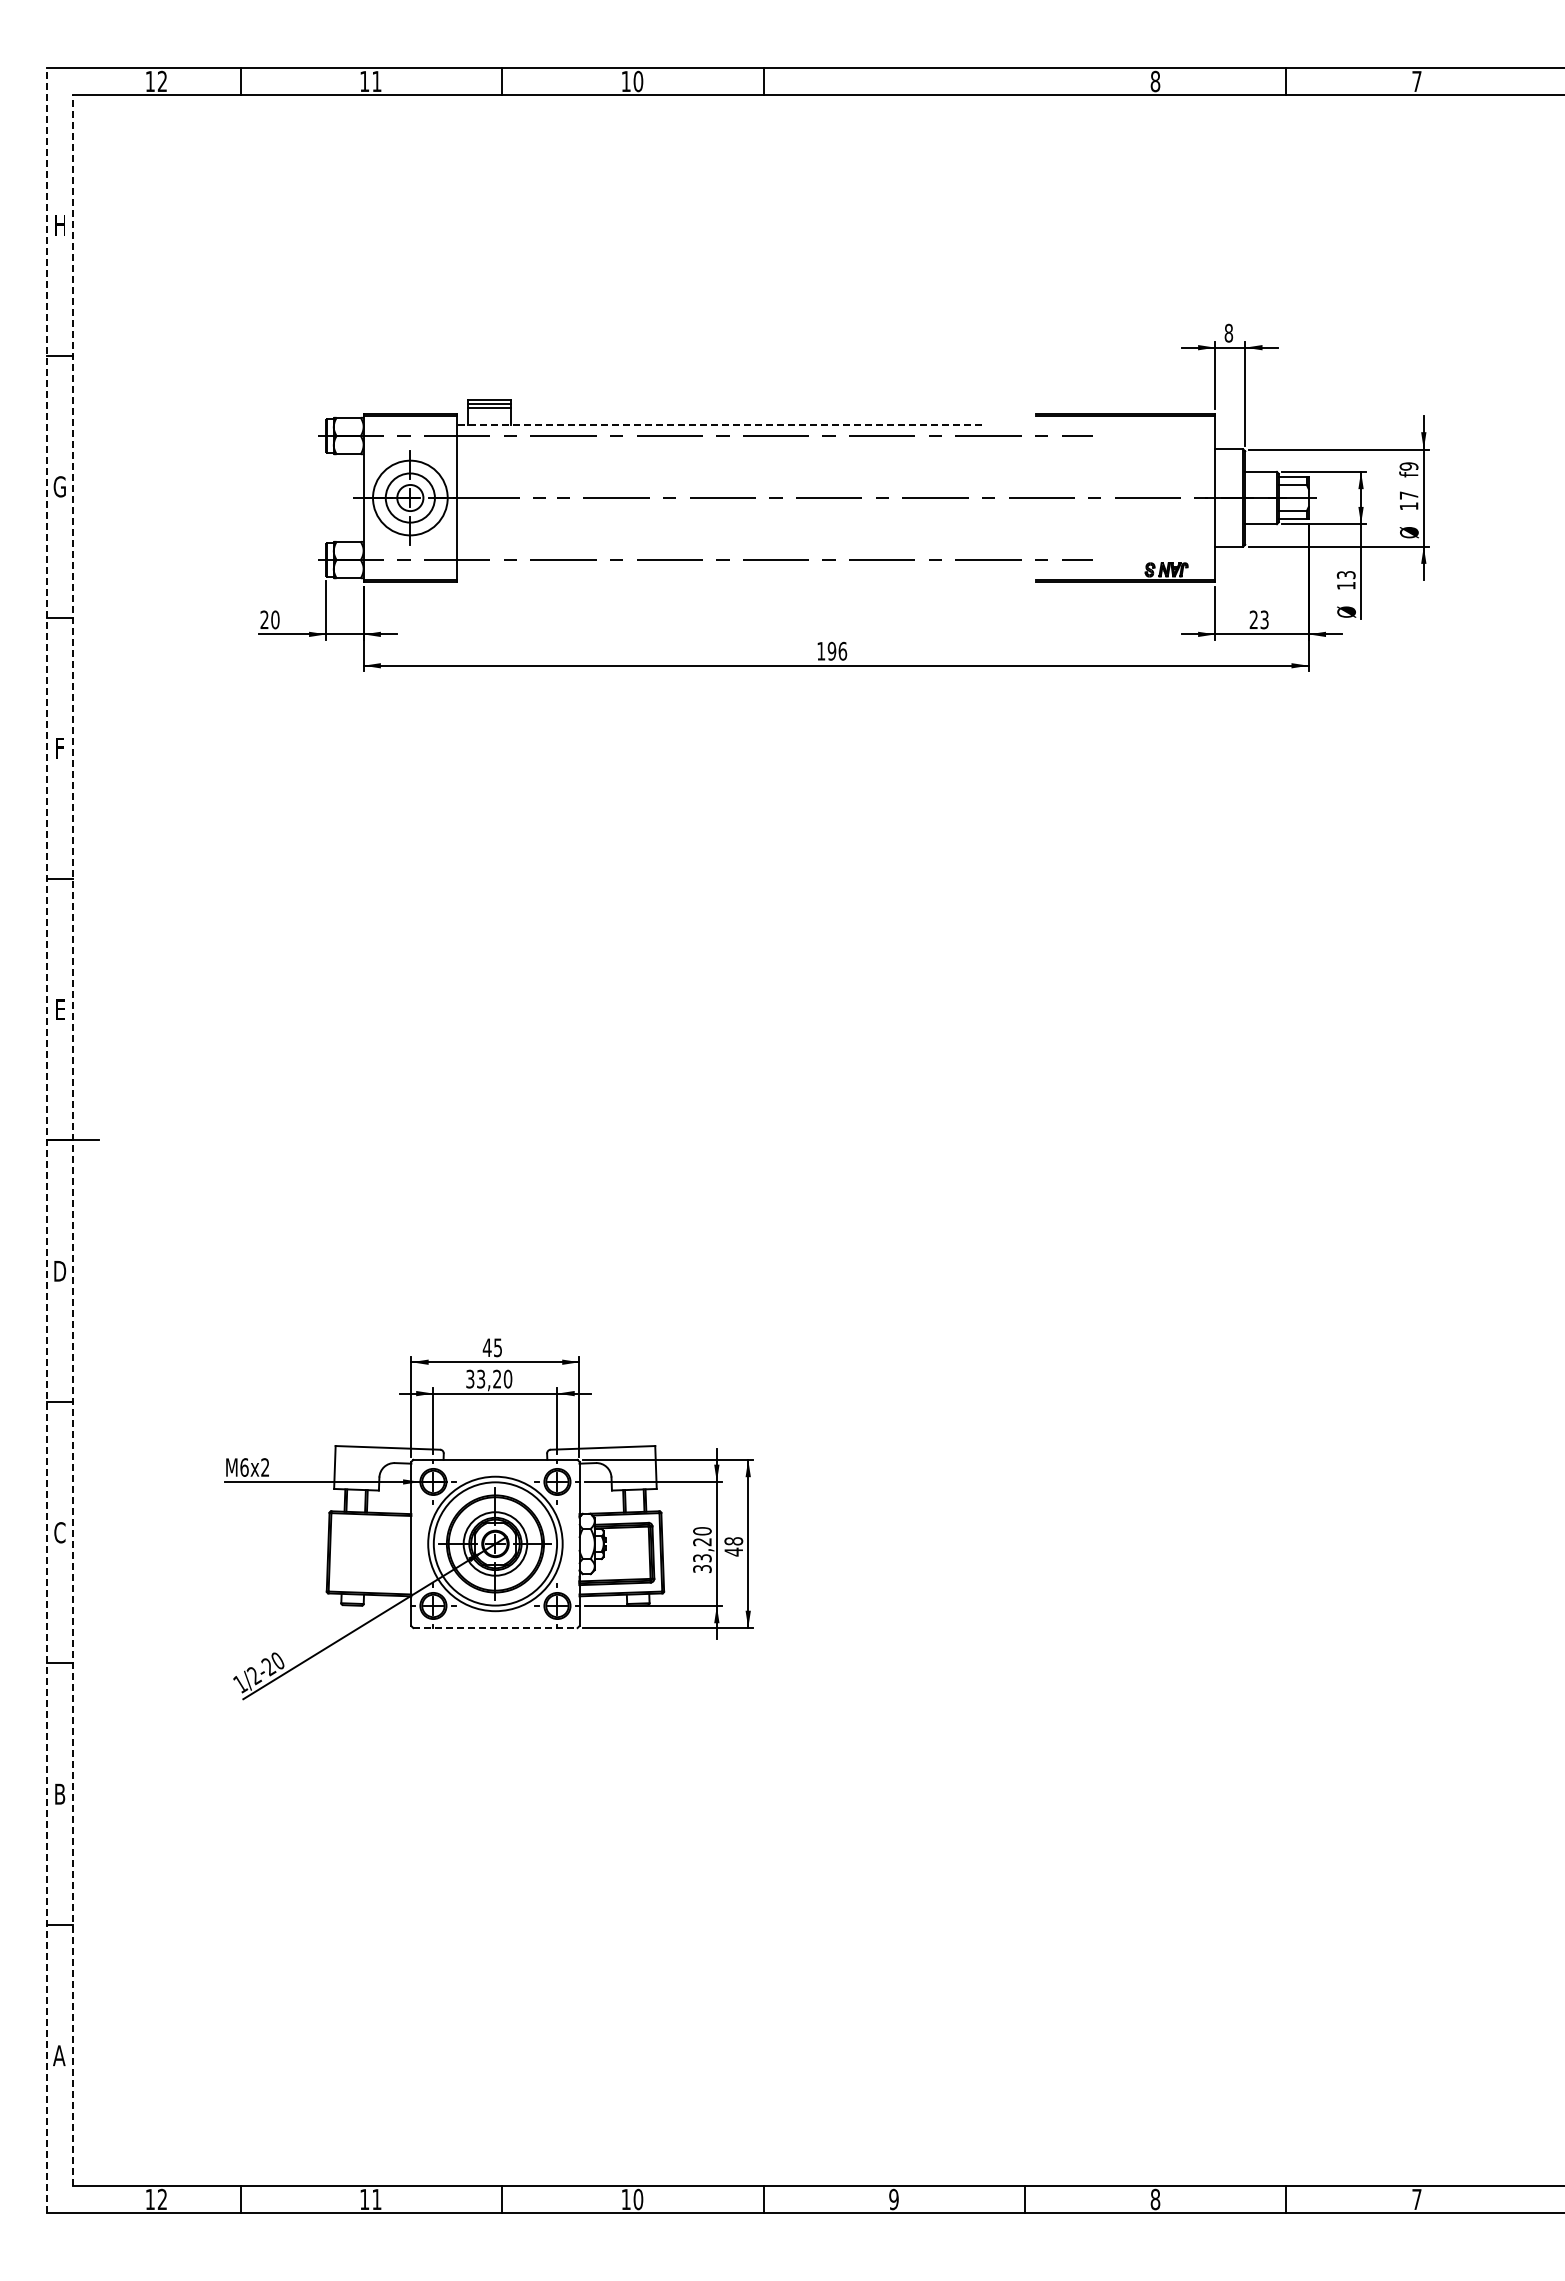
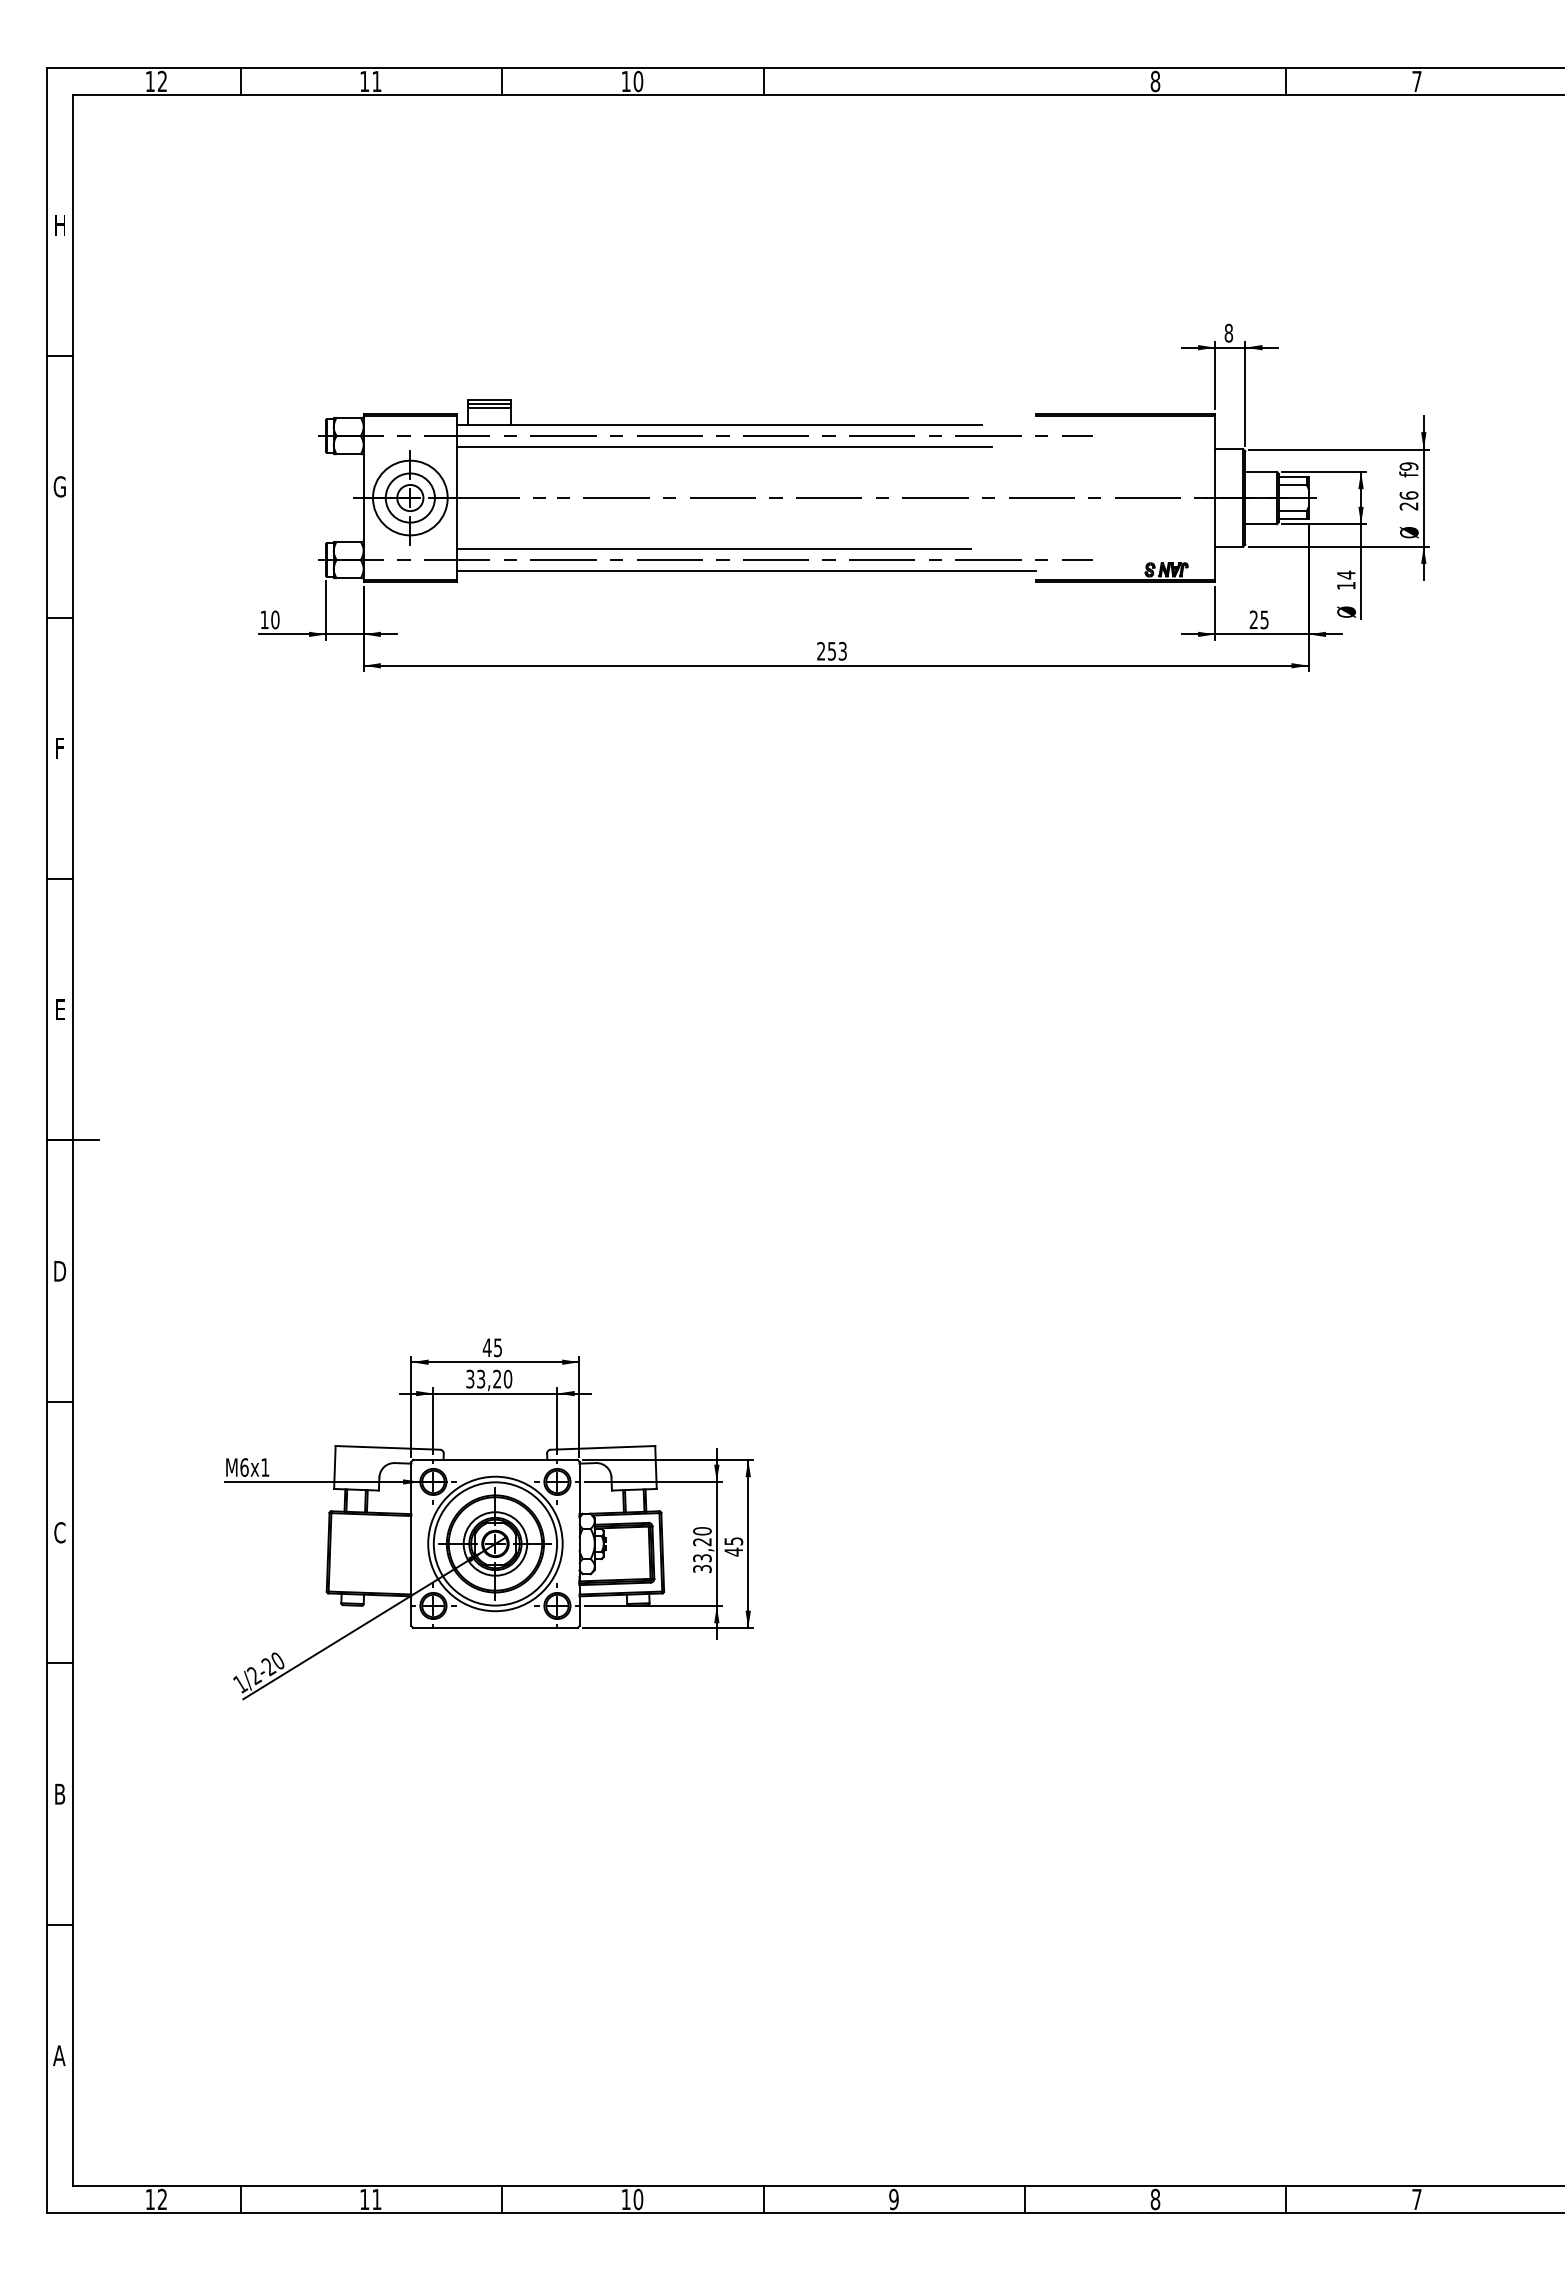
line: dashed -> solid (718, 424)
line: none -> present (724, 447)
text: 17 -> 26 (1408, 500)
line: none -> present (713, 548)
line: none -> present (746, 571)
text: 13 -> 14 (1345, 574)
text: 20 -> 10 (264, 619)
text: 23 -> 25 (1264, 619)
text: 196 -> 253 (832, 650)
line: dashed -> solid (47, 1140)
line: dashed -> solid (73, 1140)
text: M6x2 -> M6x1 (265, 1467)
text: 48 -> 45 (733, 1541)
line: dashed -> solid (495, 1628)
